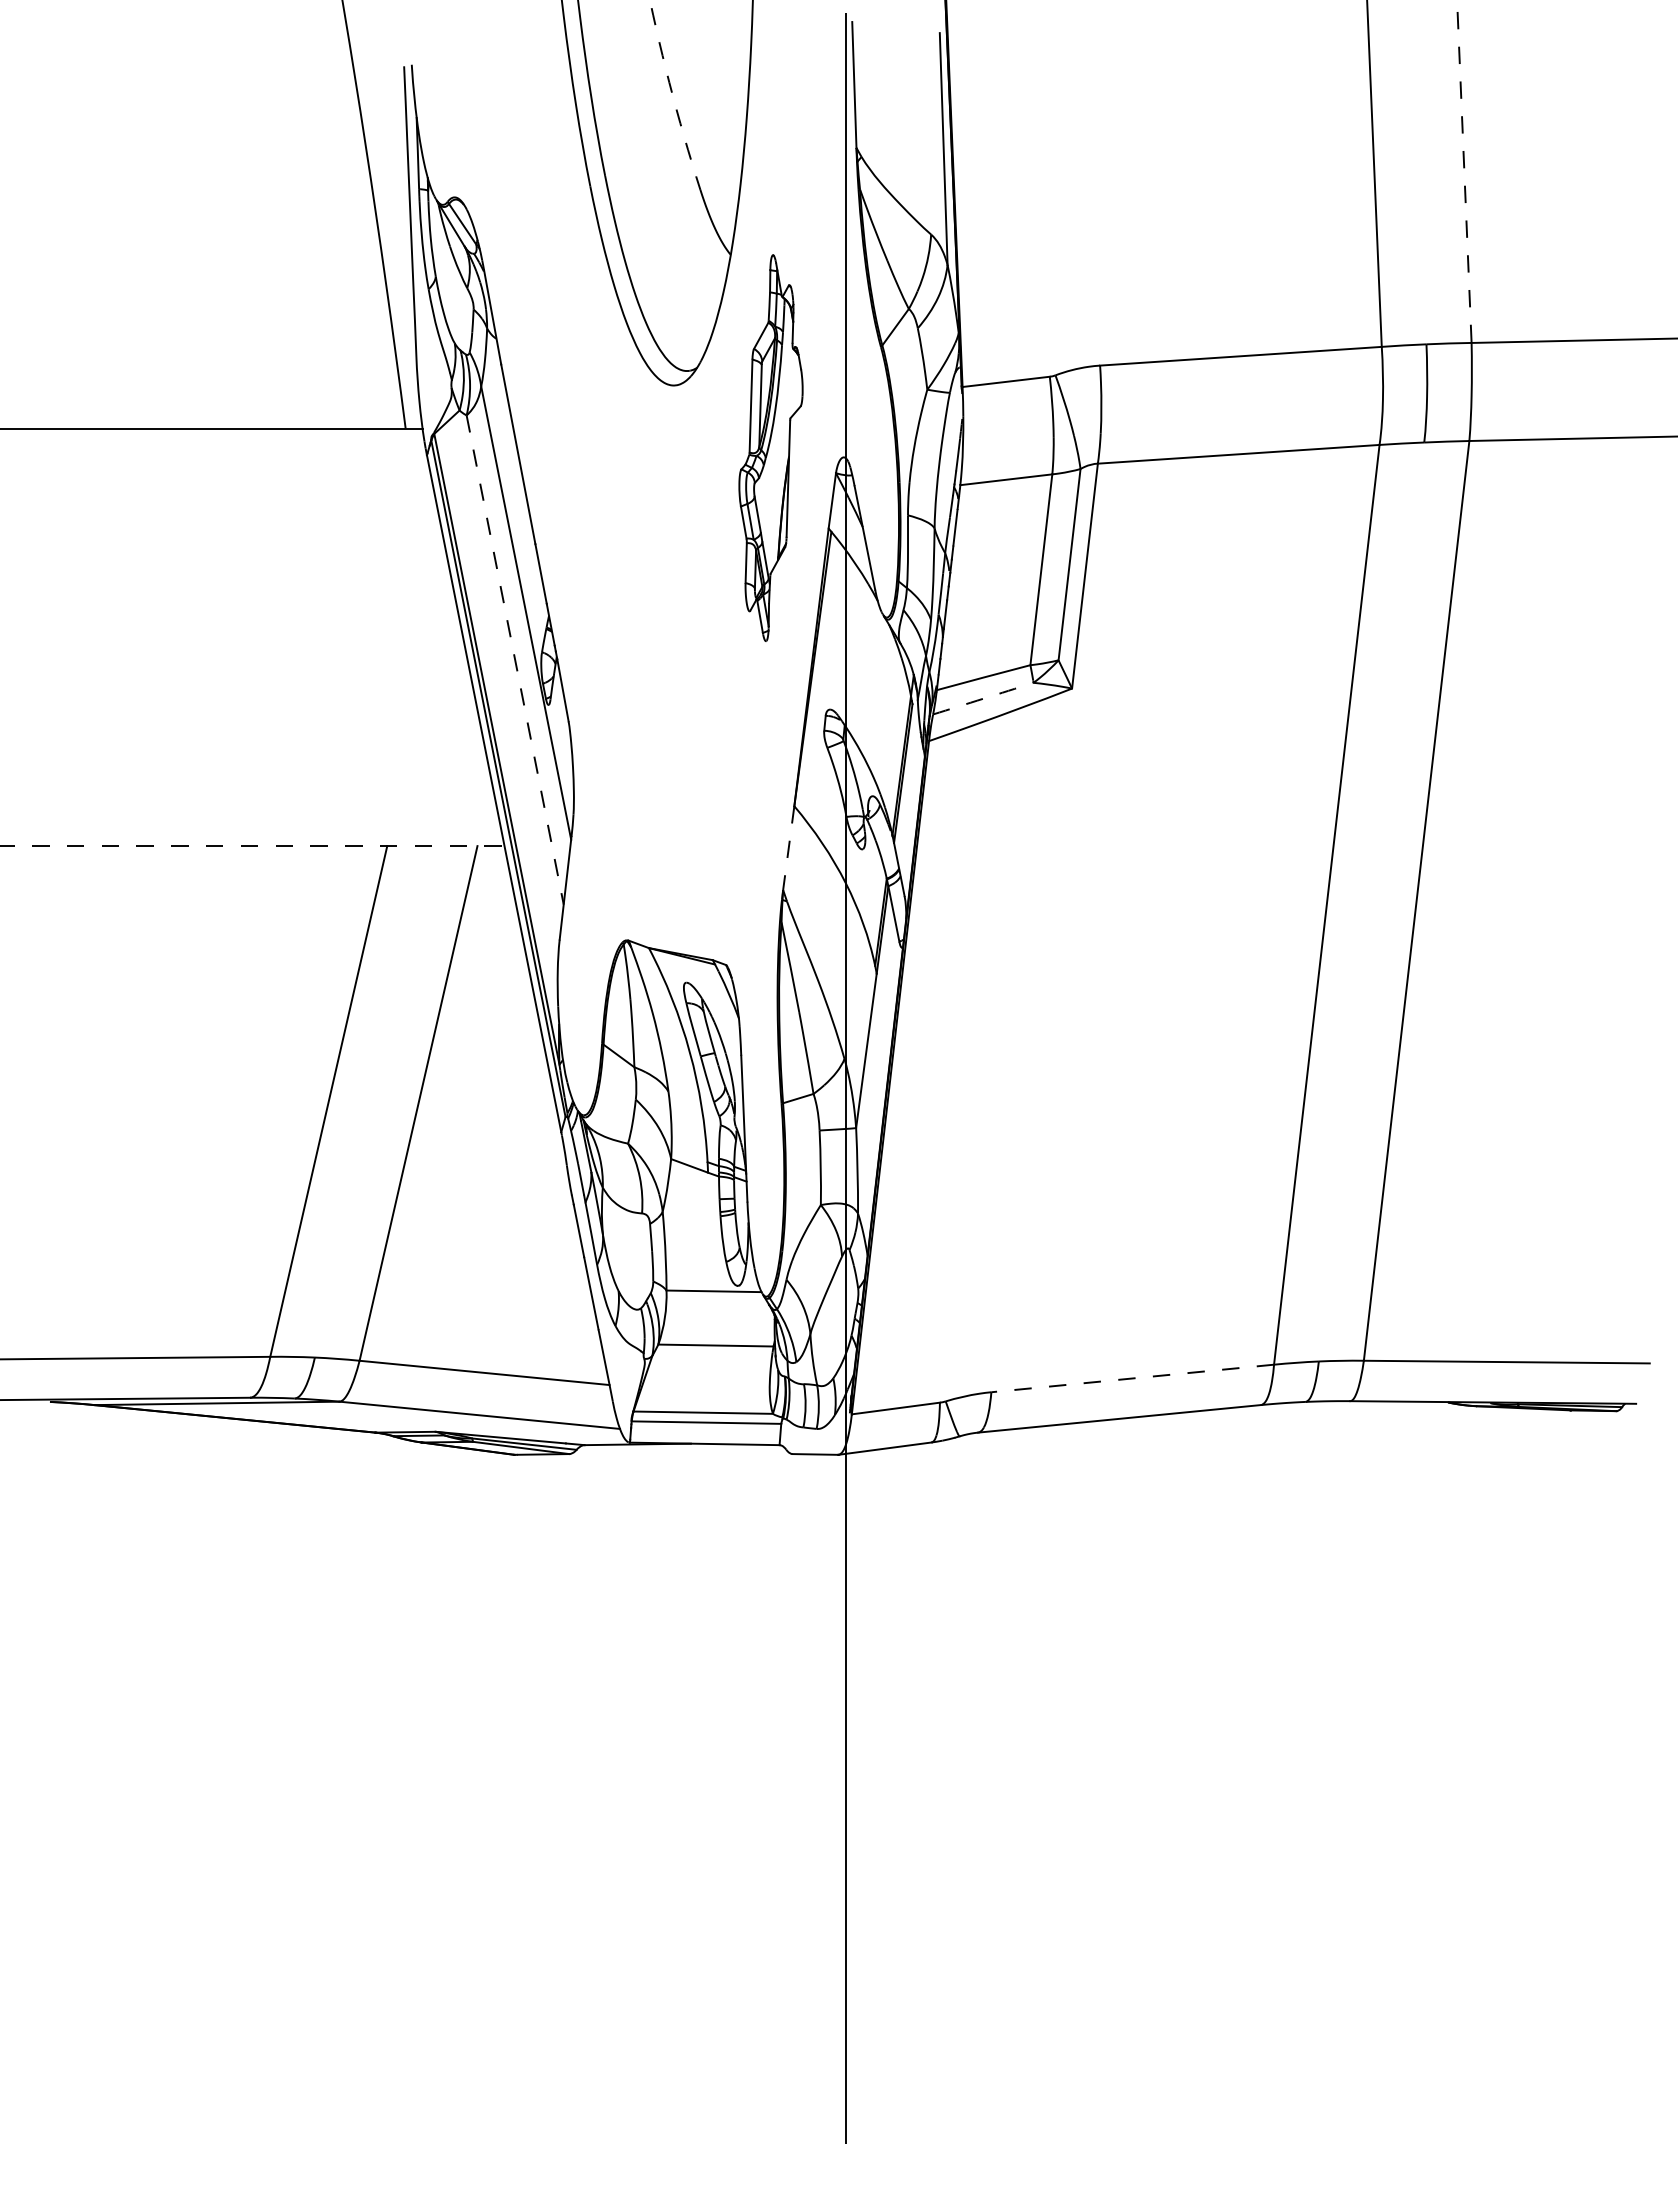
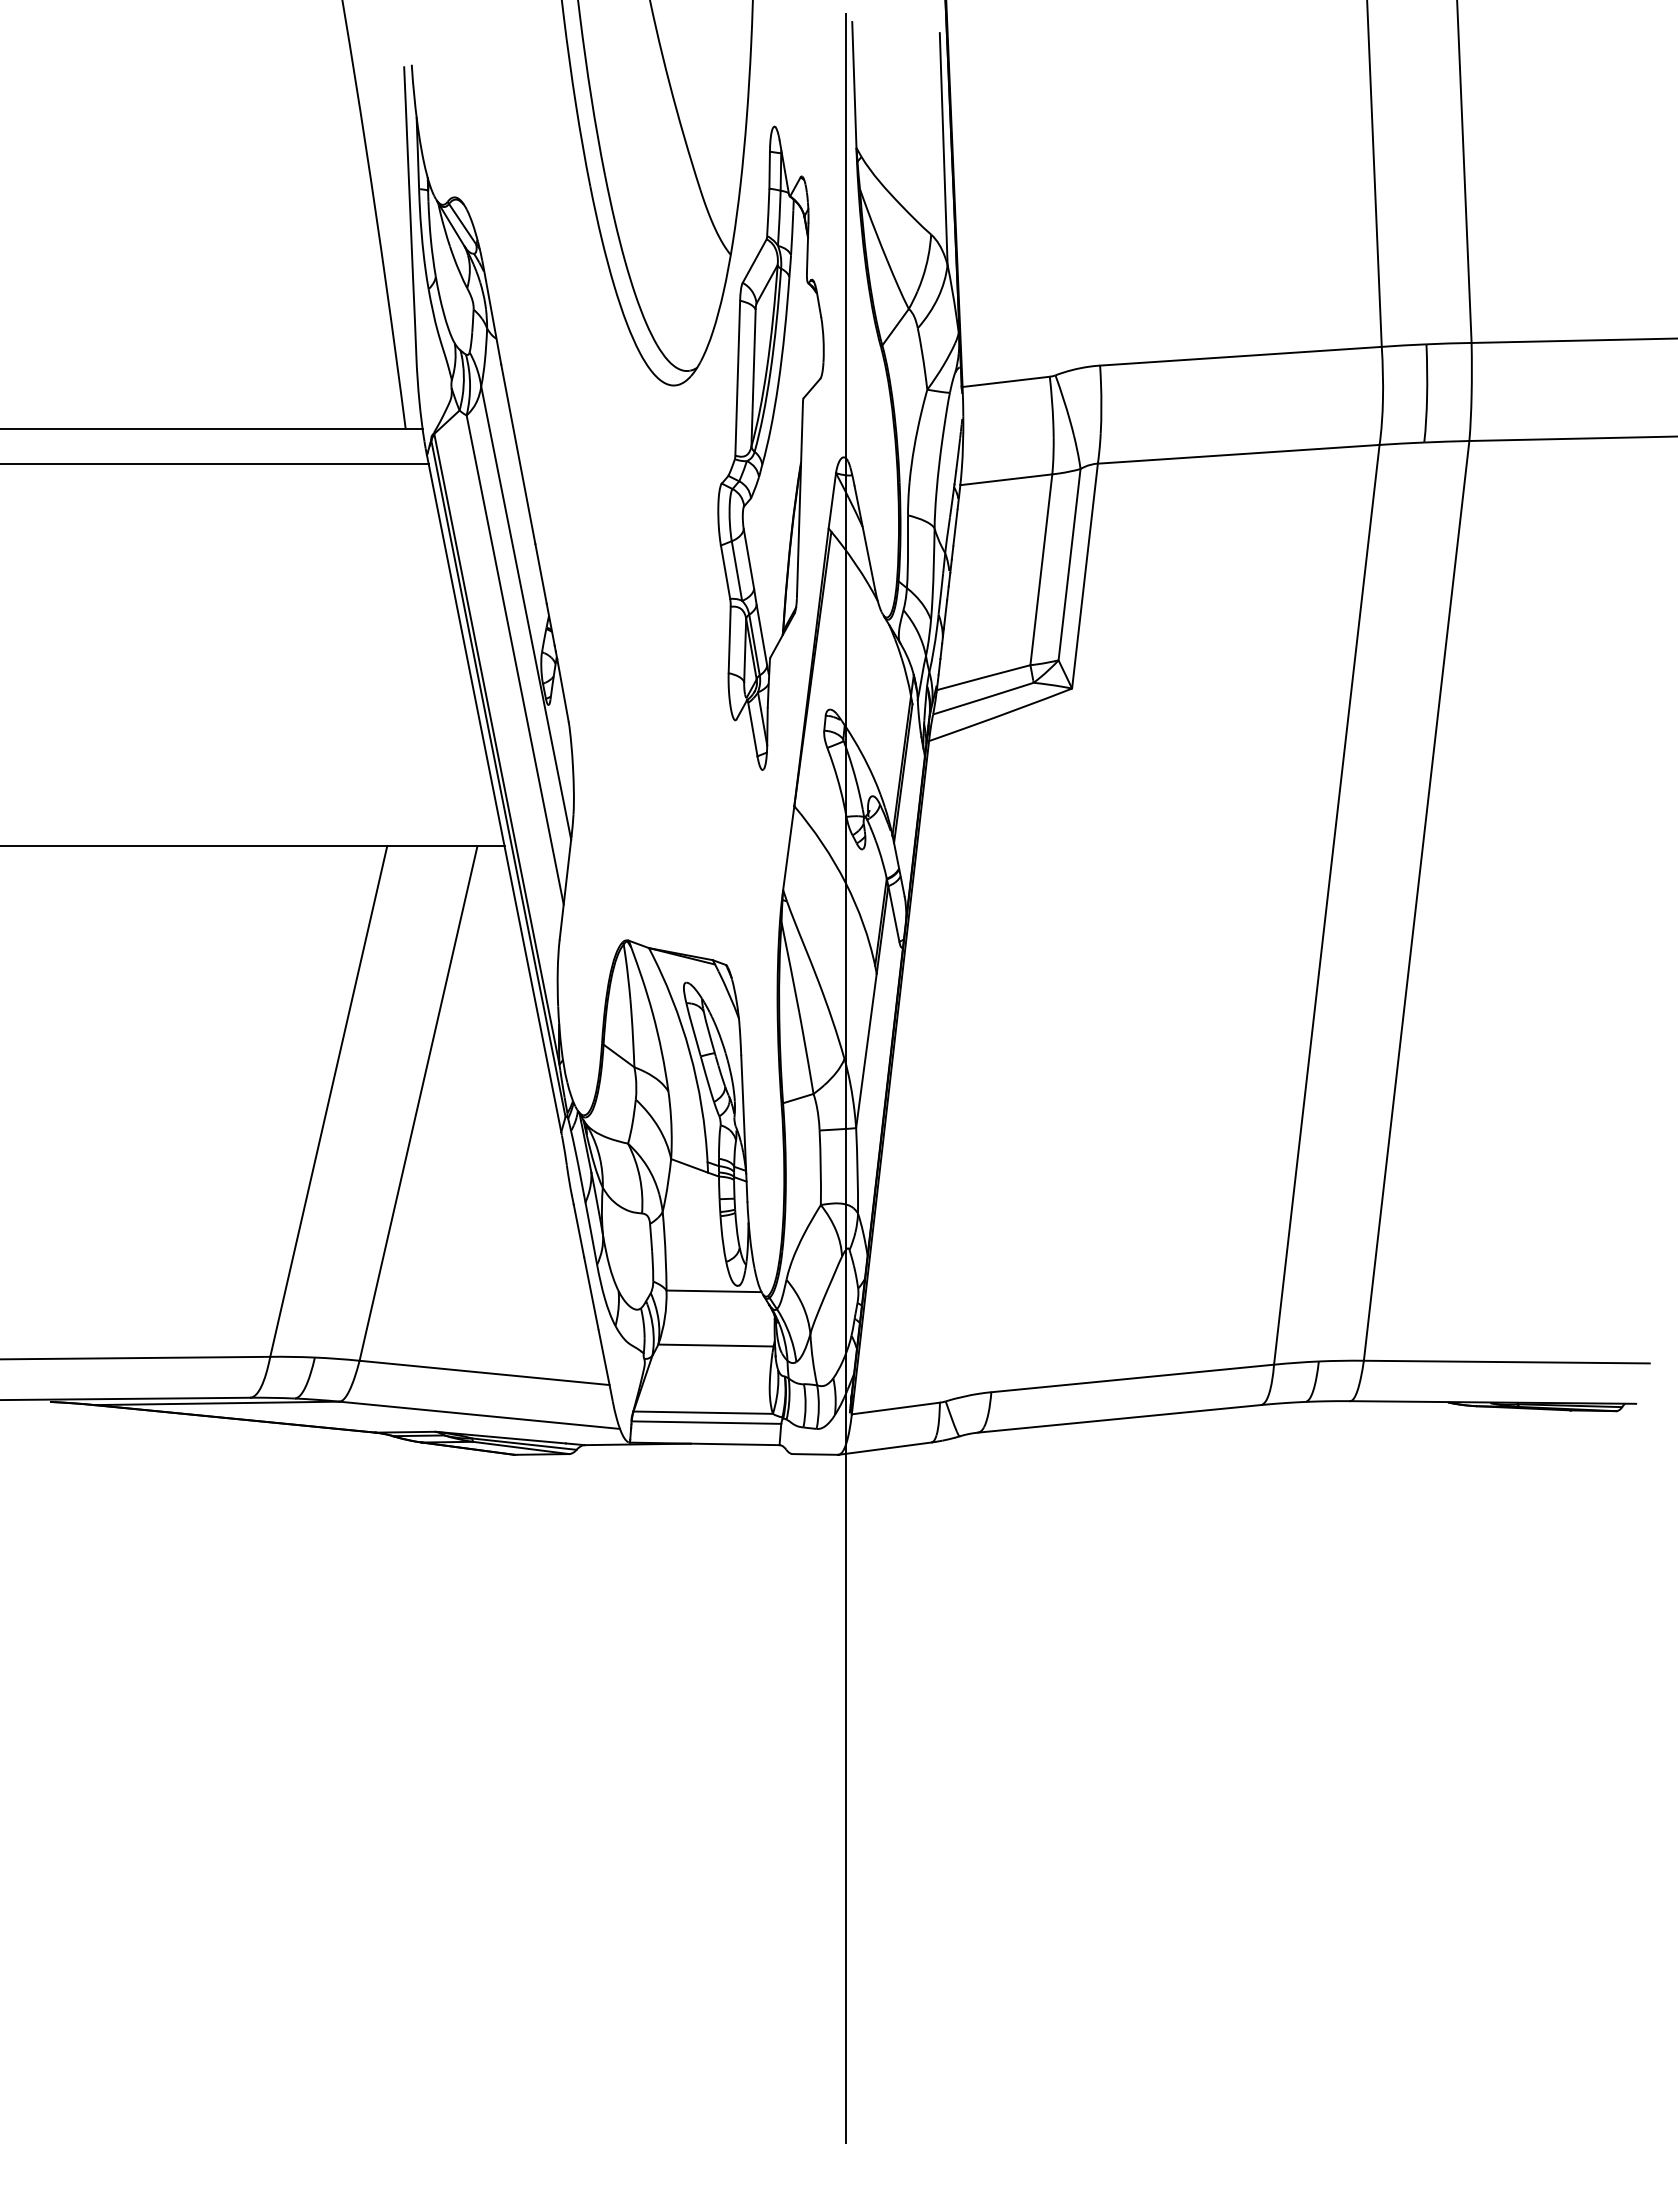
arc: dashed -> solid (672, 95)
line: dashed -> solid (1464, 172)
part size: 66x388 px -> 108x646 px (770, 447)
line: none -> present (215, 463)
line: dashed -> solid (515, 660)
arc: dashed -> solid (983, 698)
line: dashed -> solid (252, 846)
line: dashed -> solid (788, 848)
line: dashed -> solid (1132, 1378)
